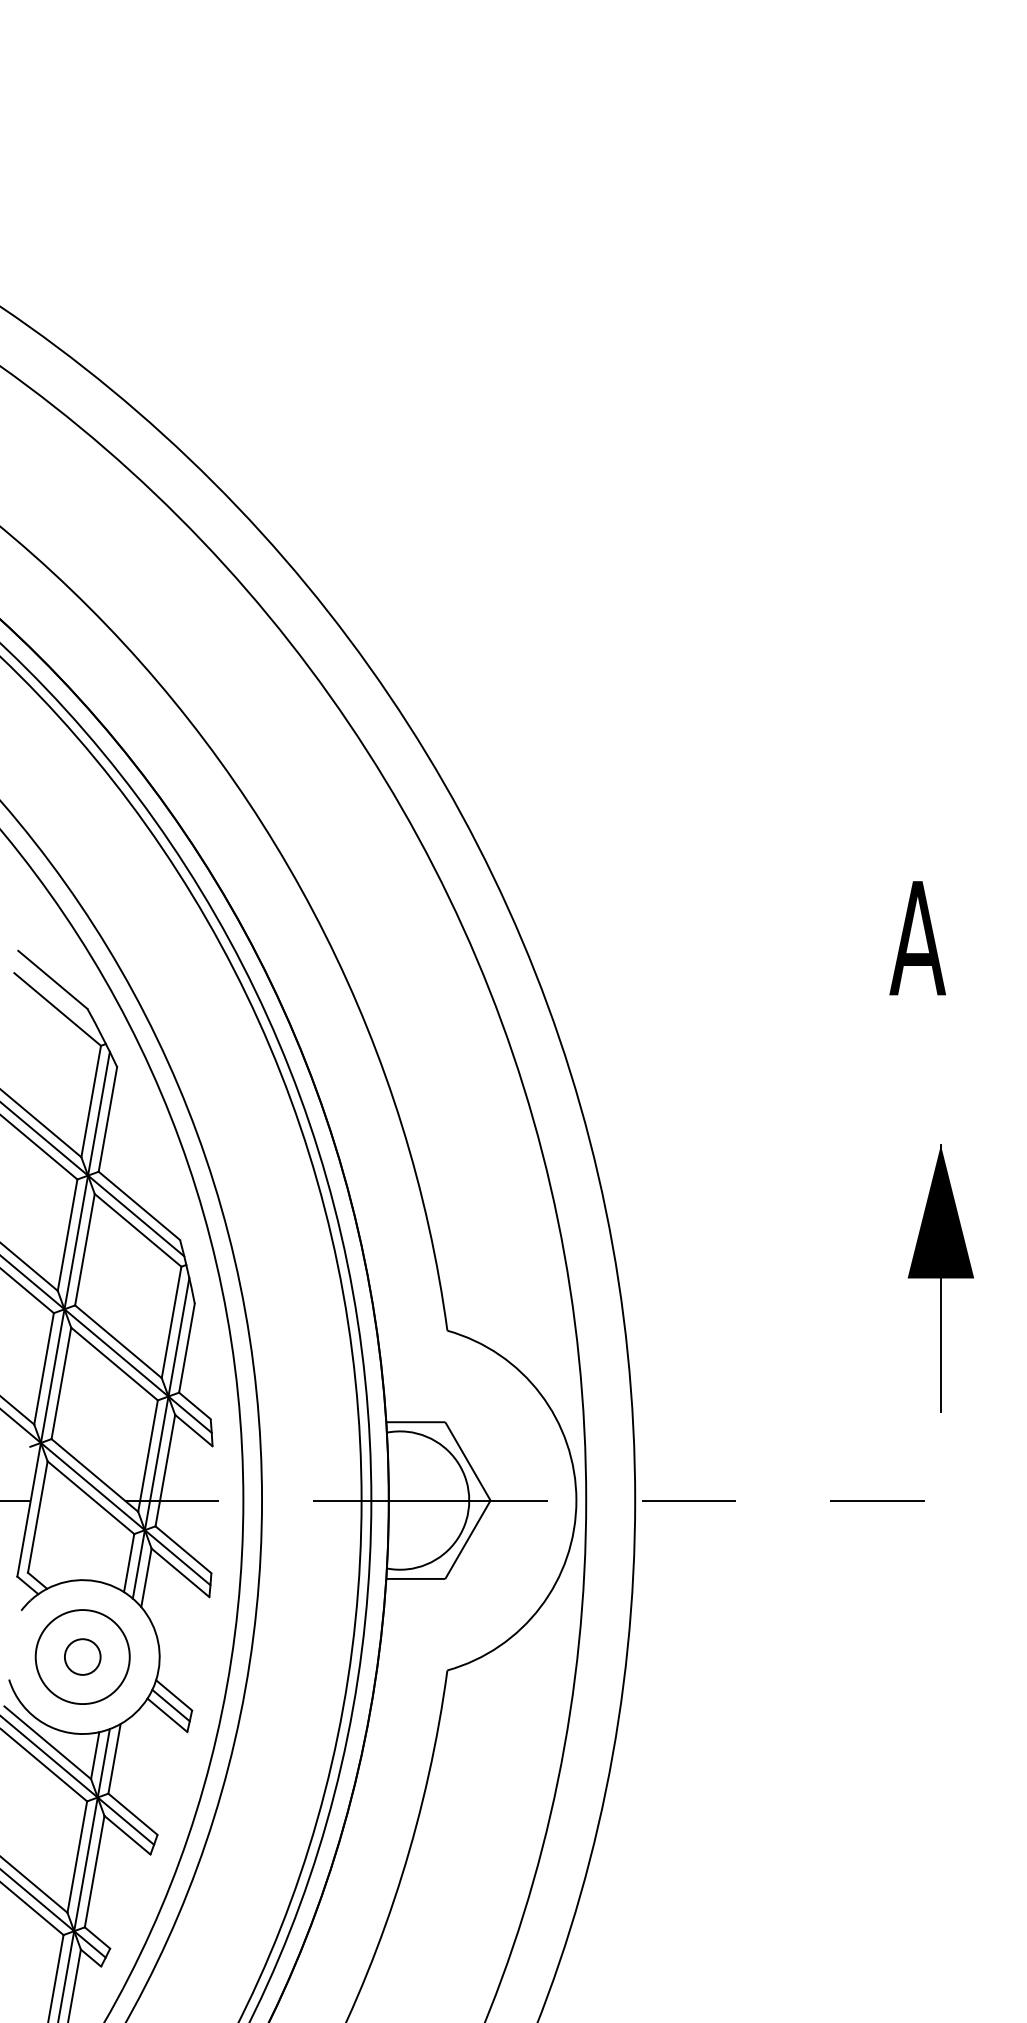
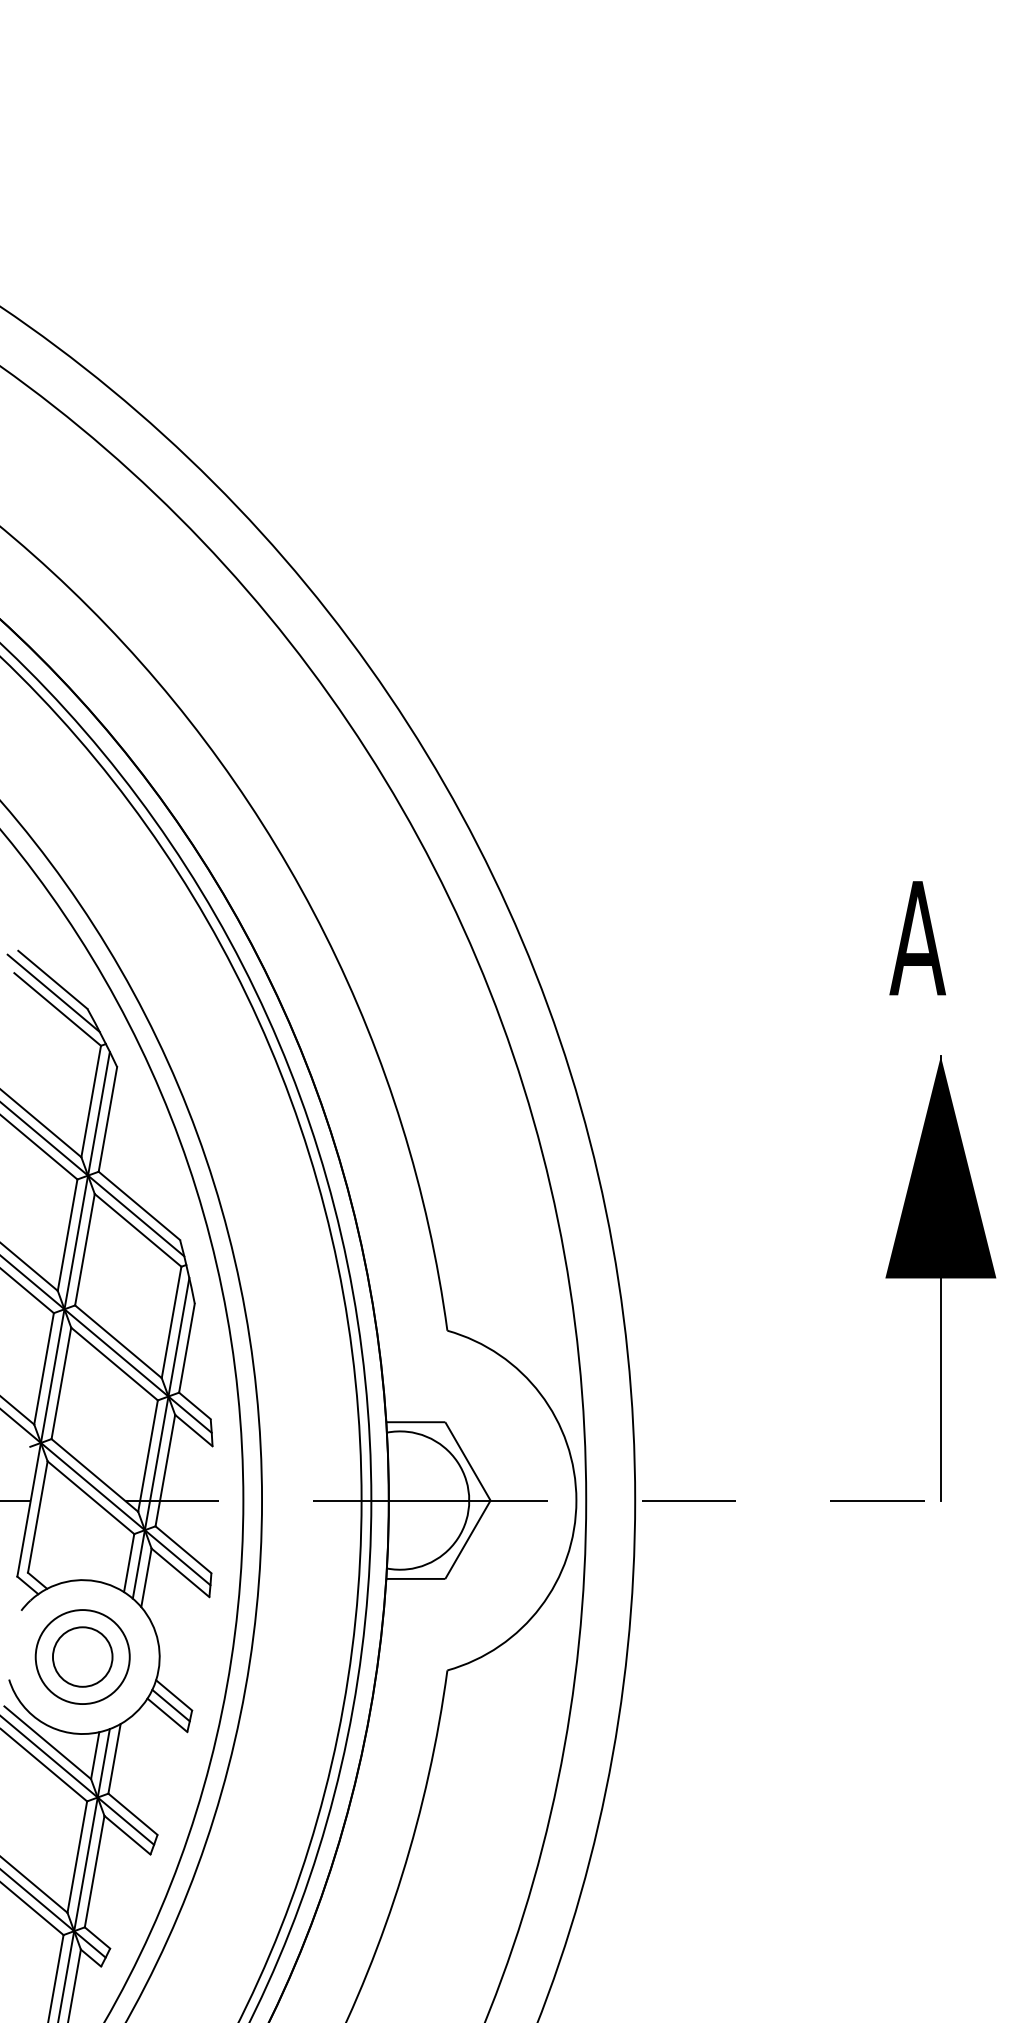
line: none -> present (53, 993)
part size: 67x269 px -> 112x447 px (940, 1278)
circle diameter: 36 px -> 60 px (82, 1656)
